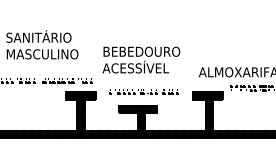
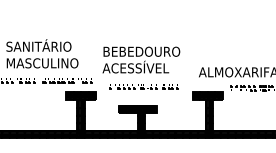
text position: (42, 44) -> (42, 53) (42, 53)
part position: (143, 91) -> (143, 86) (143, 86)
